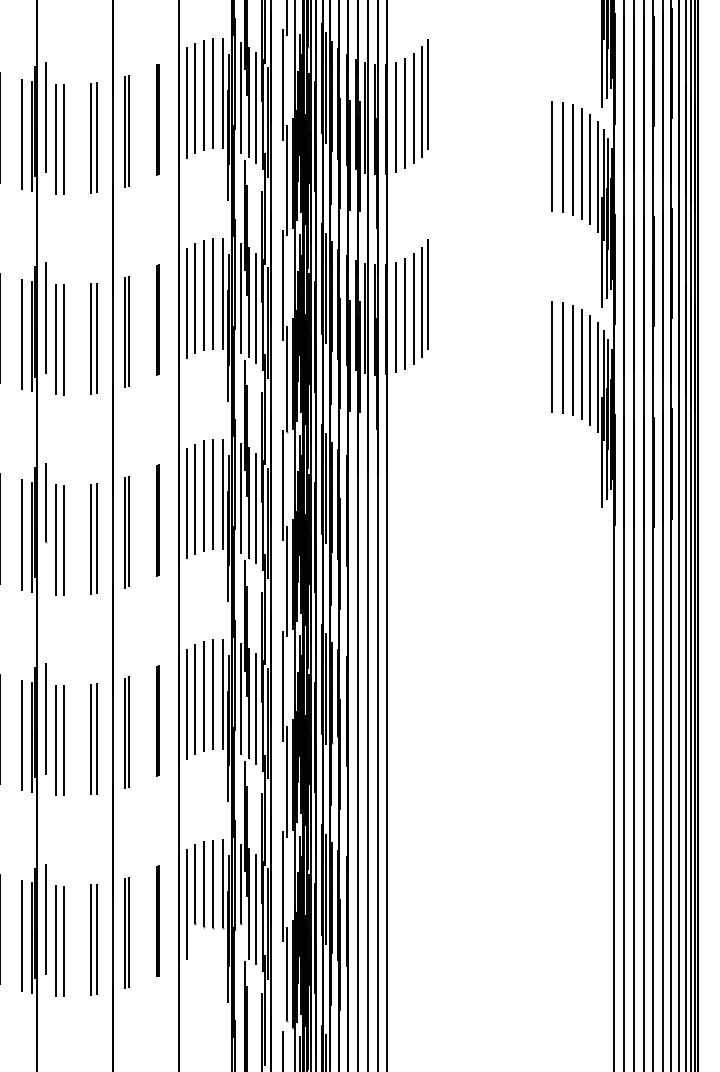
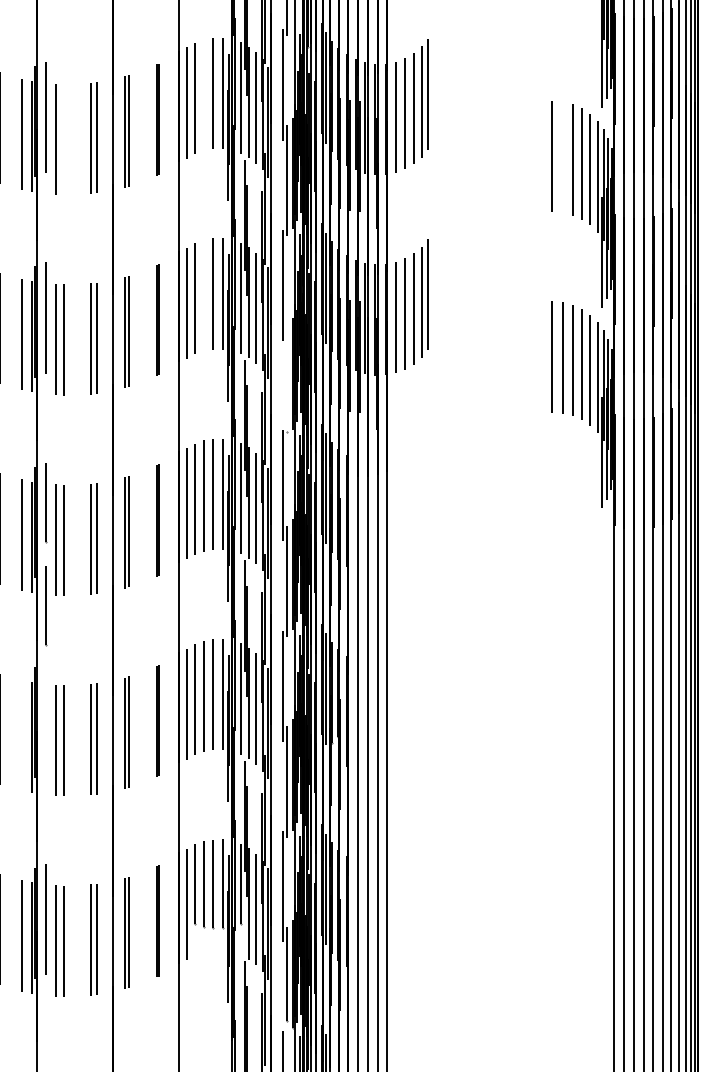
line: present -> none (204, 94)
line: present -> none (64, 139)
line: present -> none (562, 157)
line: present -> none (204, 295)
line: present -> none (286, 378)
line: none -> present (46, 606)
line: present -> none (45, 718)
line: present -> none (21, 735)
